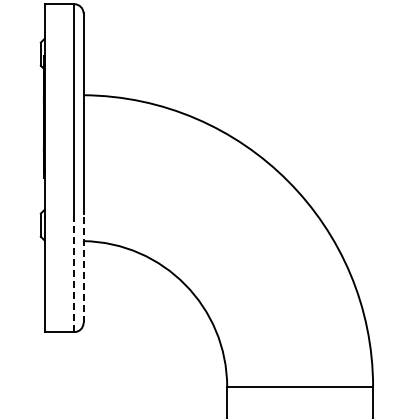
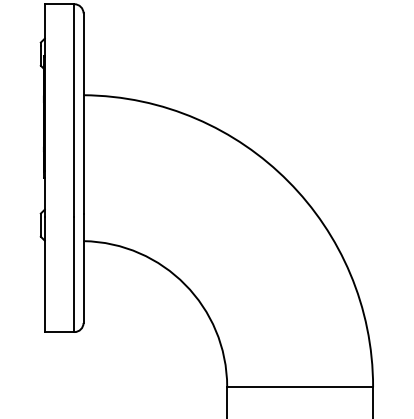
line: dashed -> solid (83, 268)
line: dashed -> solid (74, 274)
